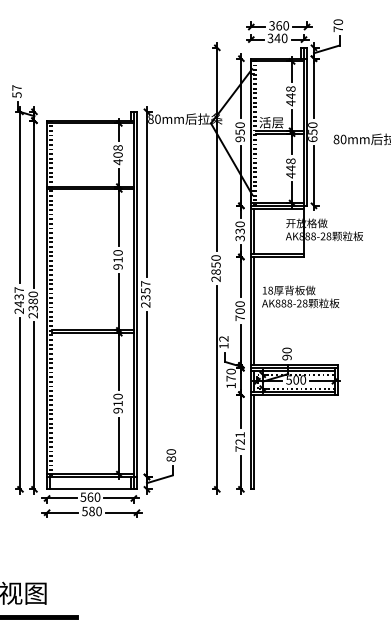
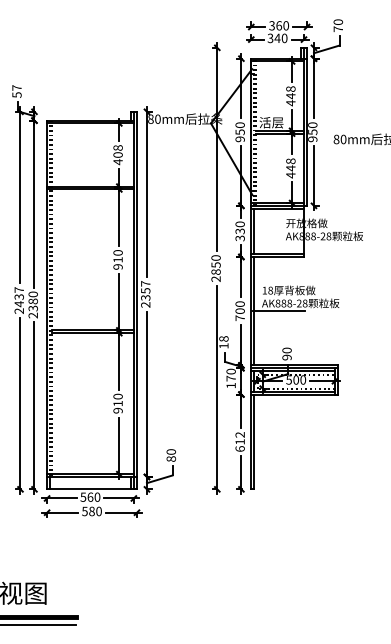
text: 650 -> 950 (312, 139)
line: none -> present (278, 311)
text: 12 -> 18 (223, 338)
text: 721 -> 612 (239, 441)
line: none -> present (39, 624)
